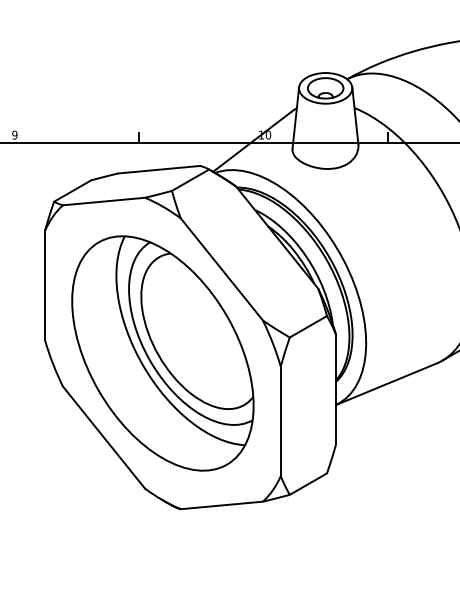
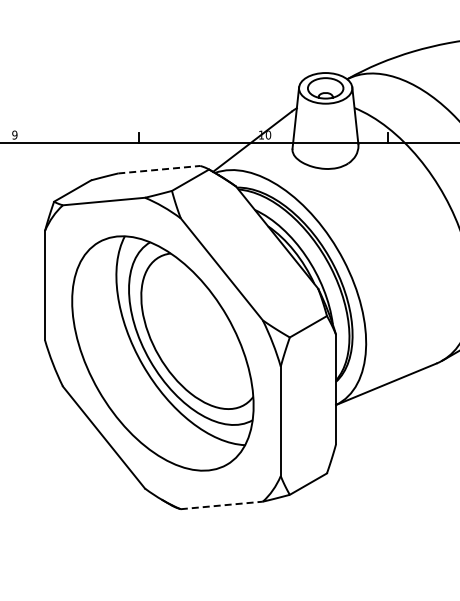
line: solid -> dashed (159, 169)
line: solid -> dashed (222, 505)
